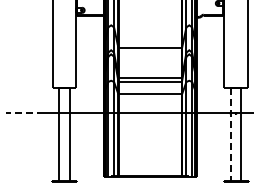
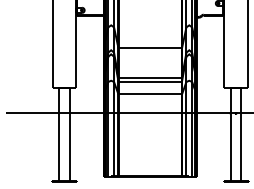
line: dashed -> solid (24, 113)
line: dashed -> solid (230, 135)
